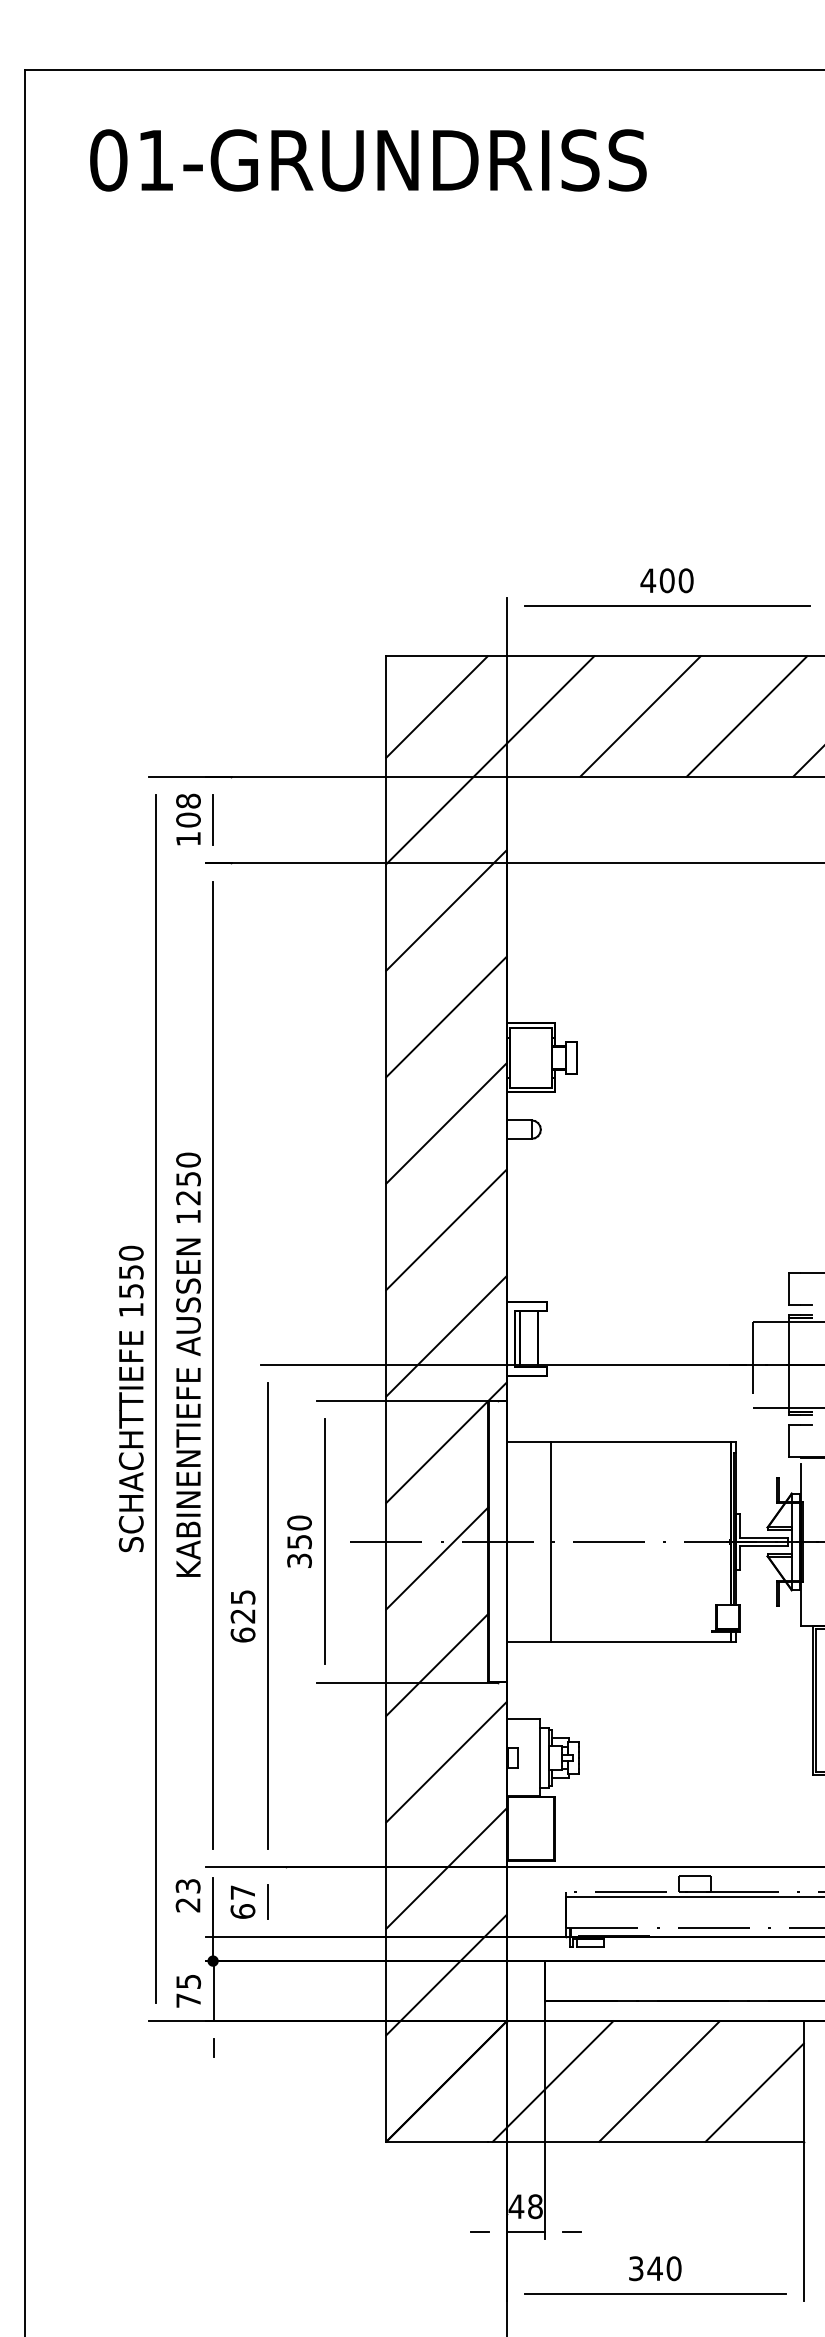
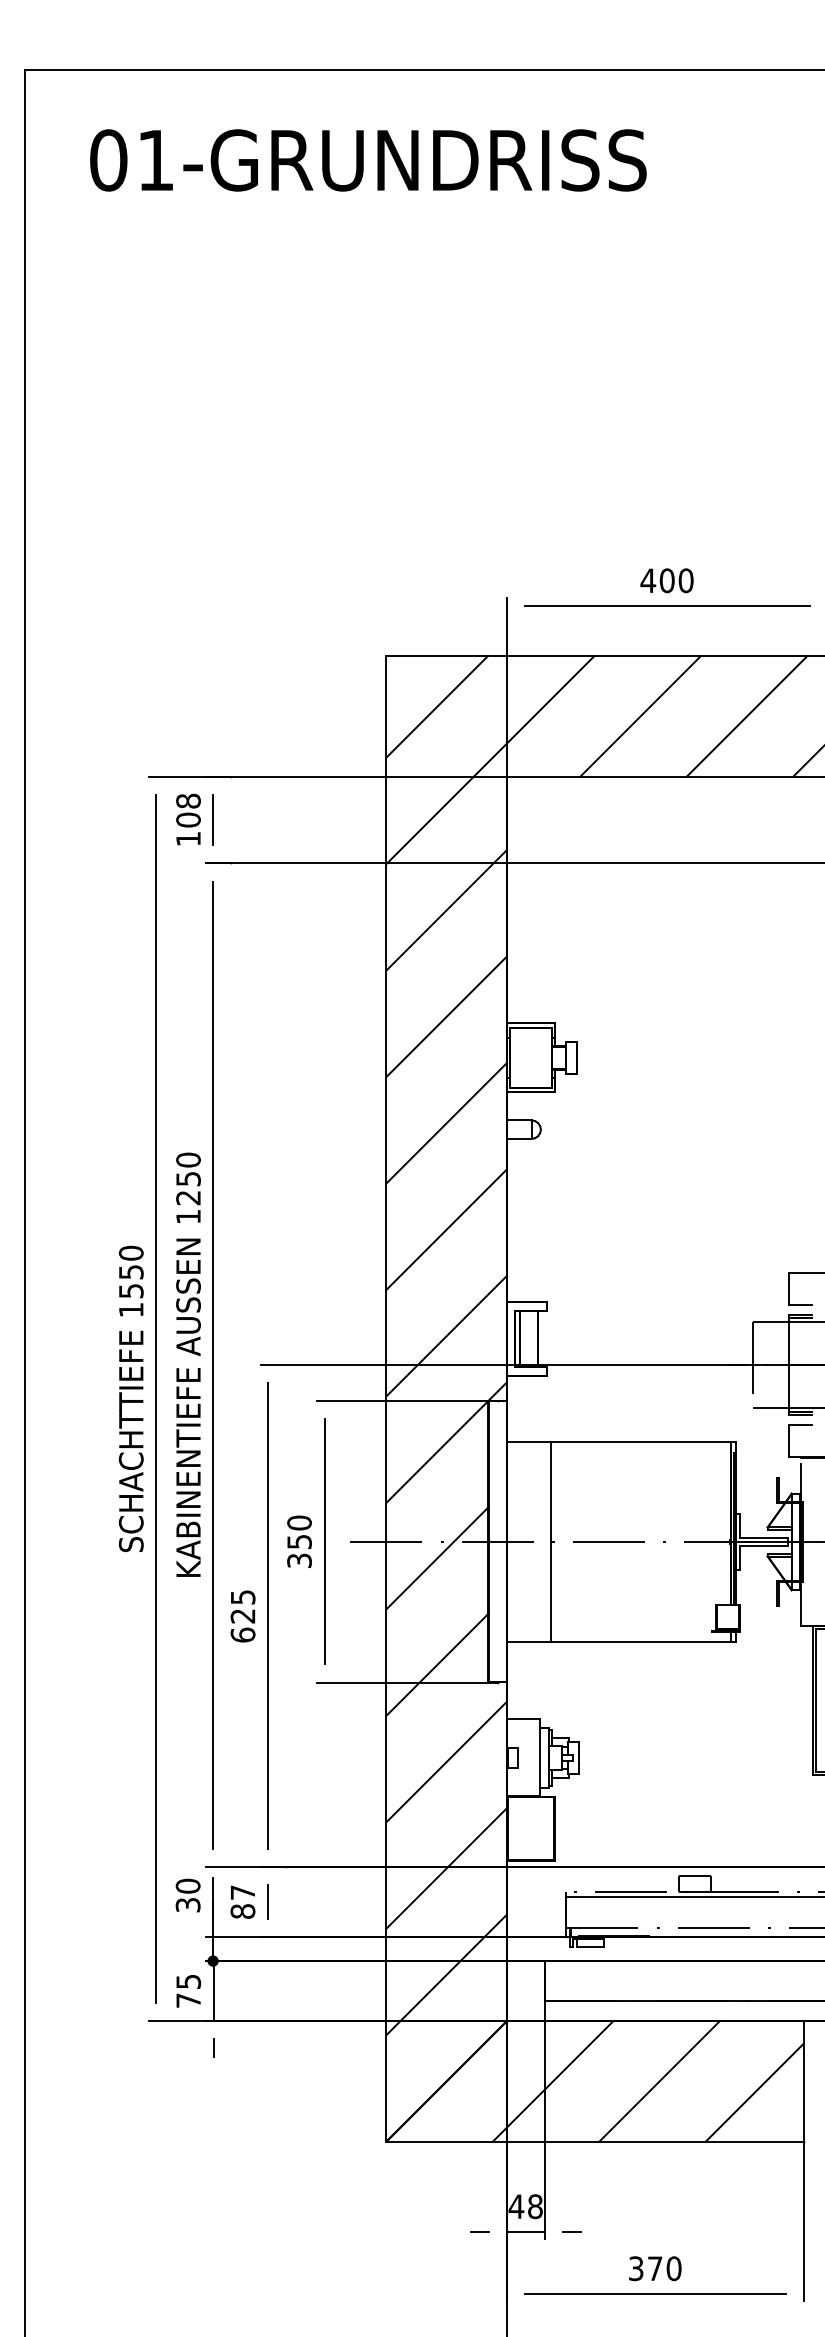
text: 23 -> 30 (187, 1895)
text: 67 -> 87 (242, 1911)
text: 340 -> 370 (654, 2268)
